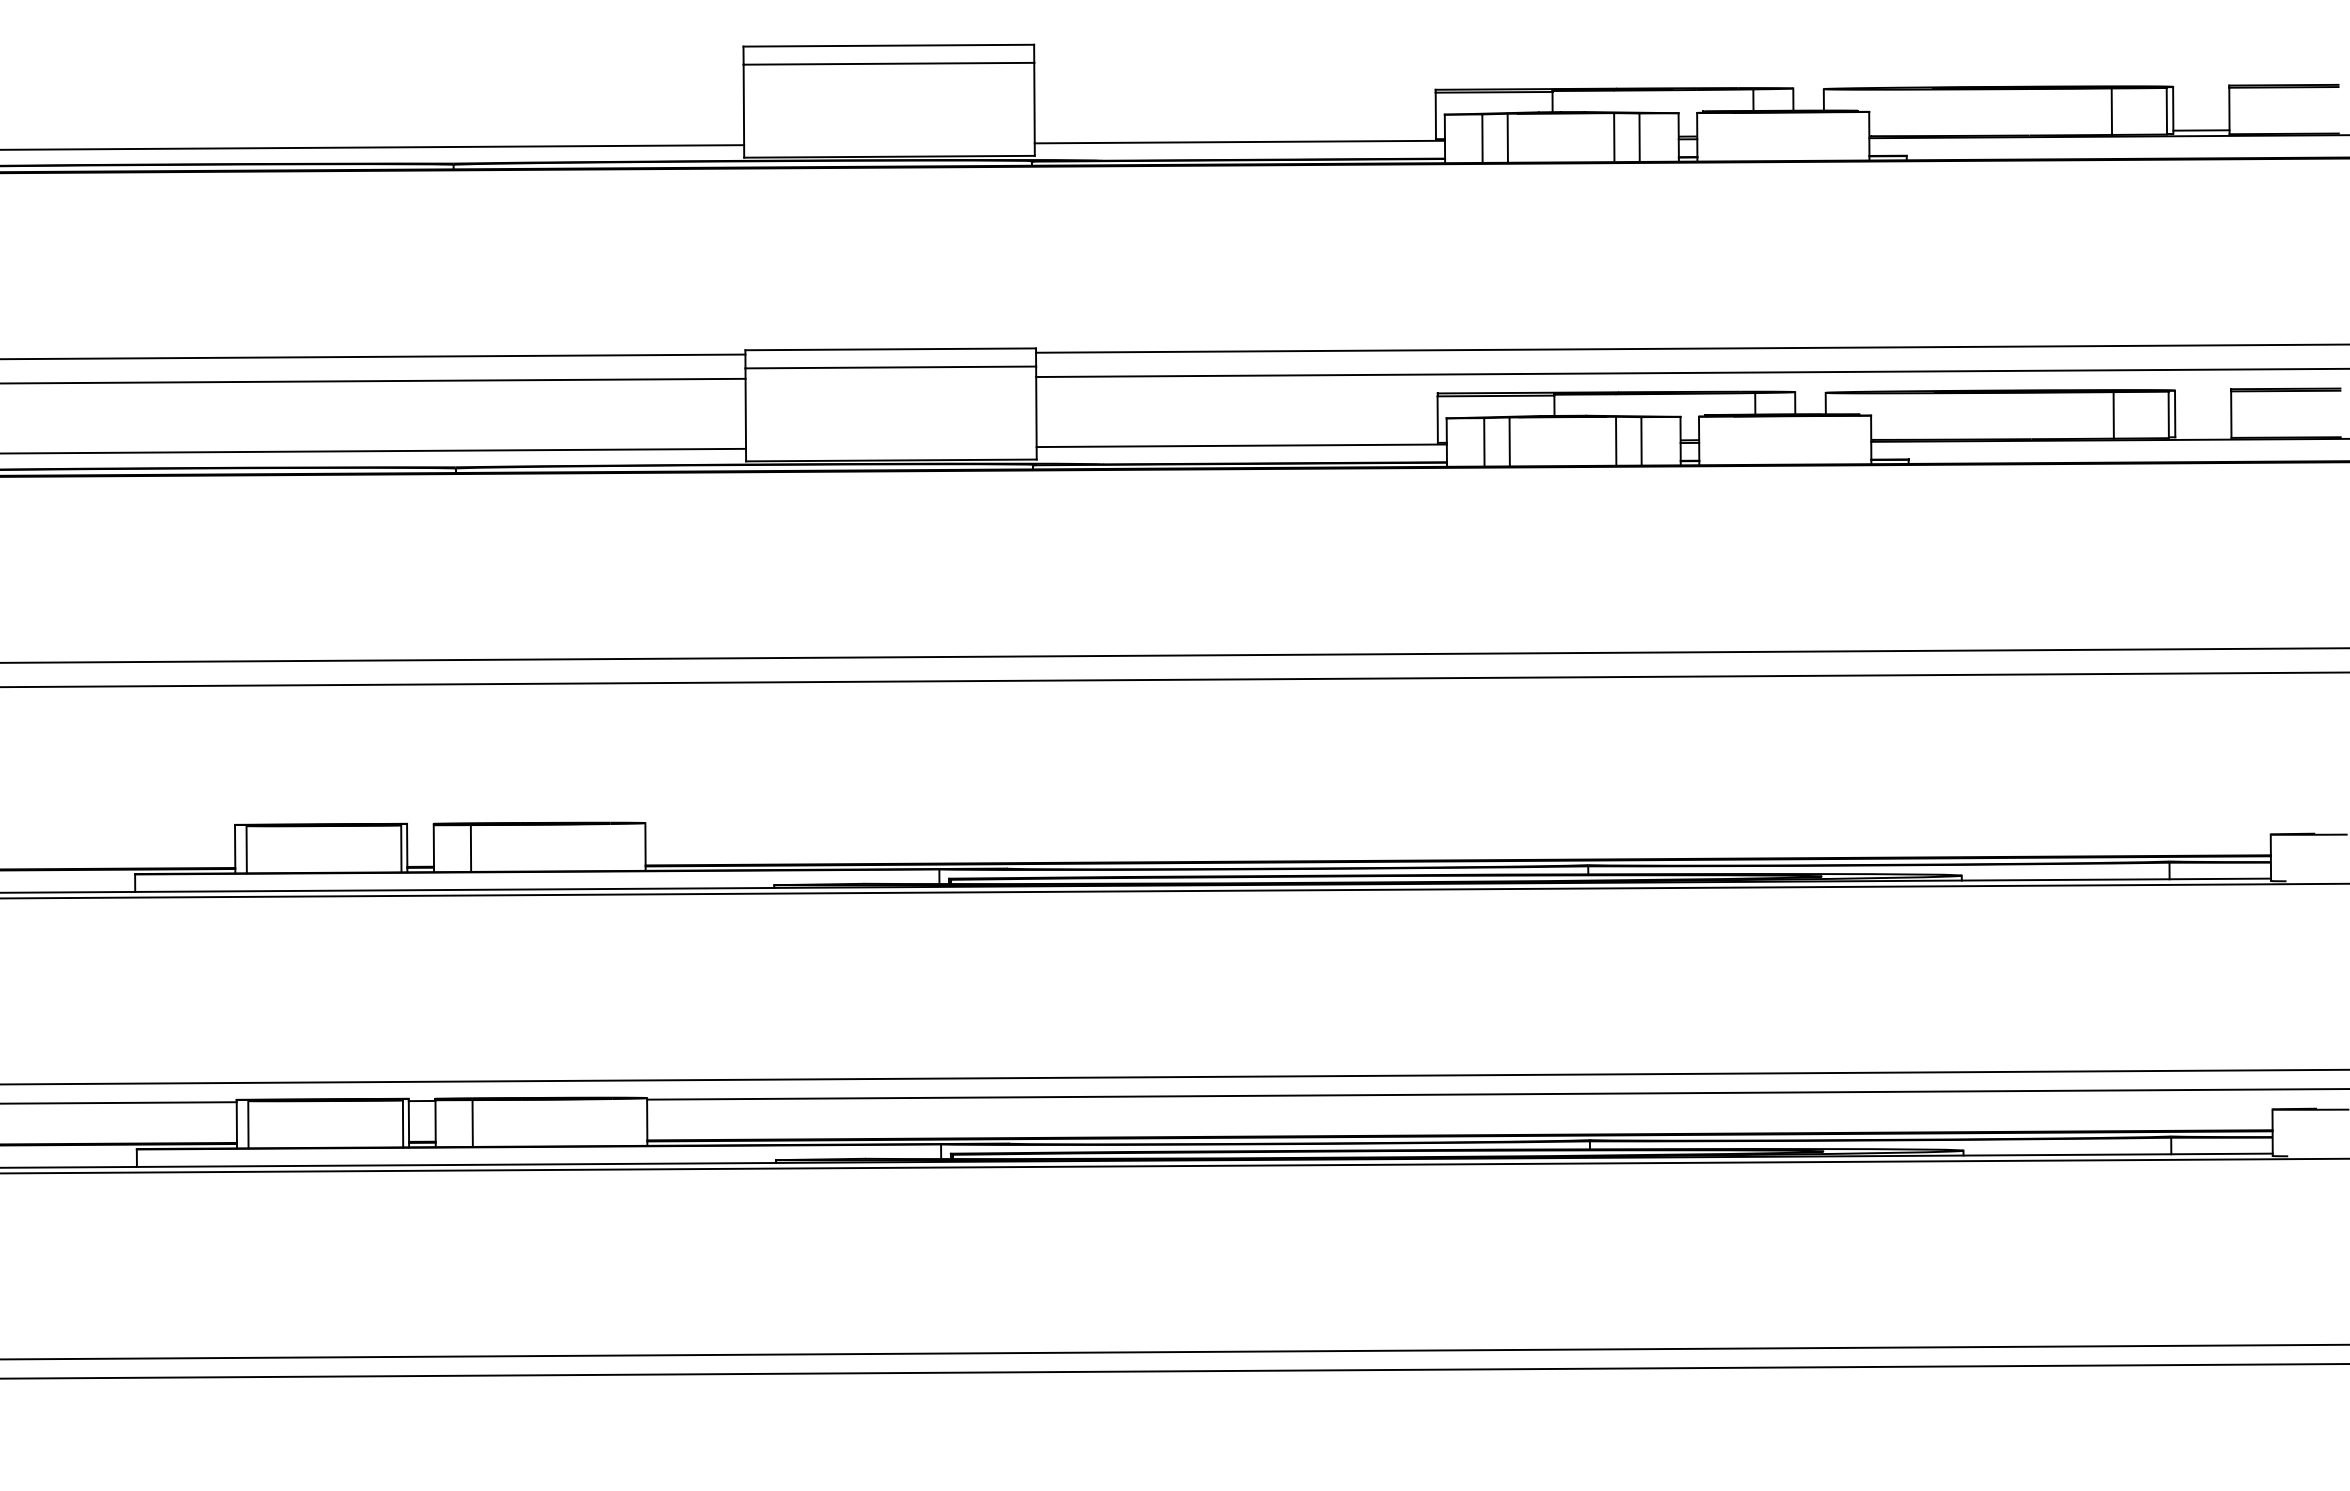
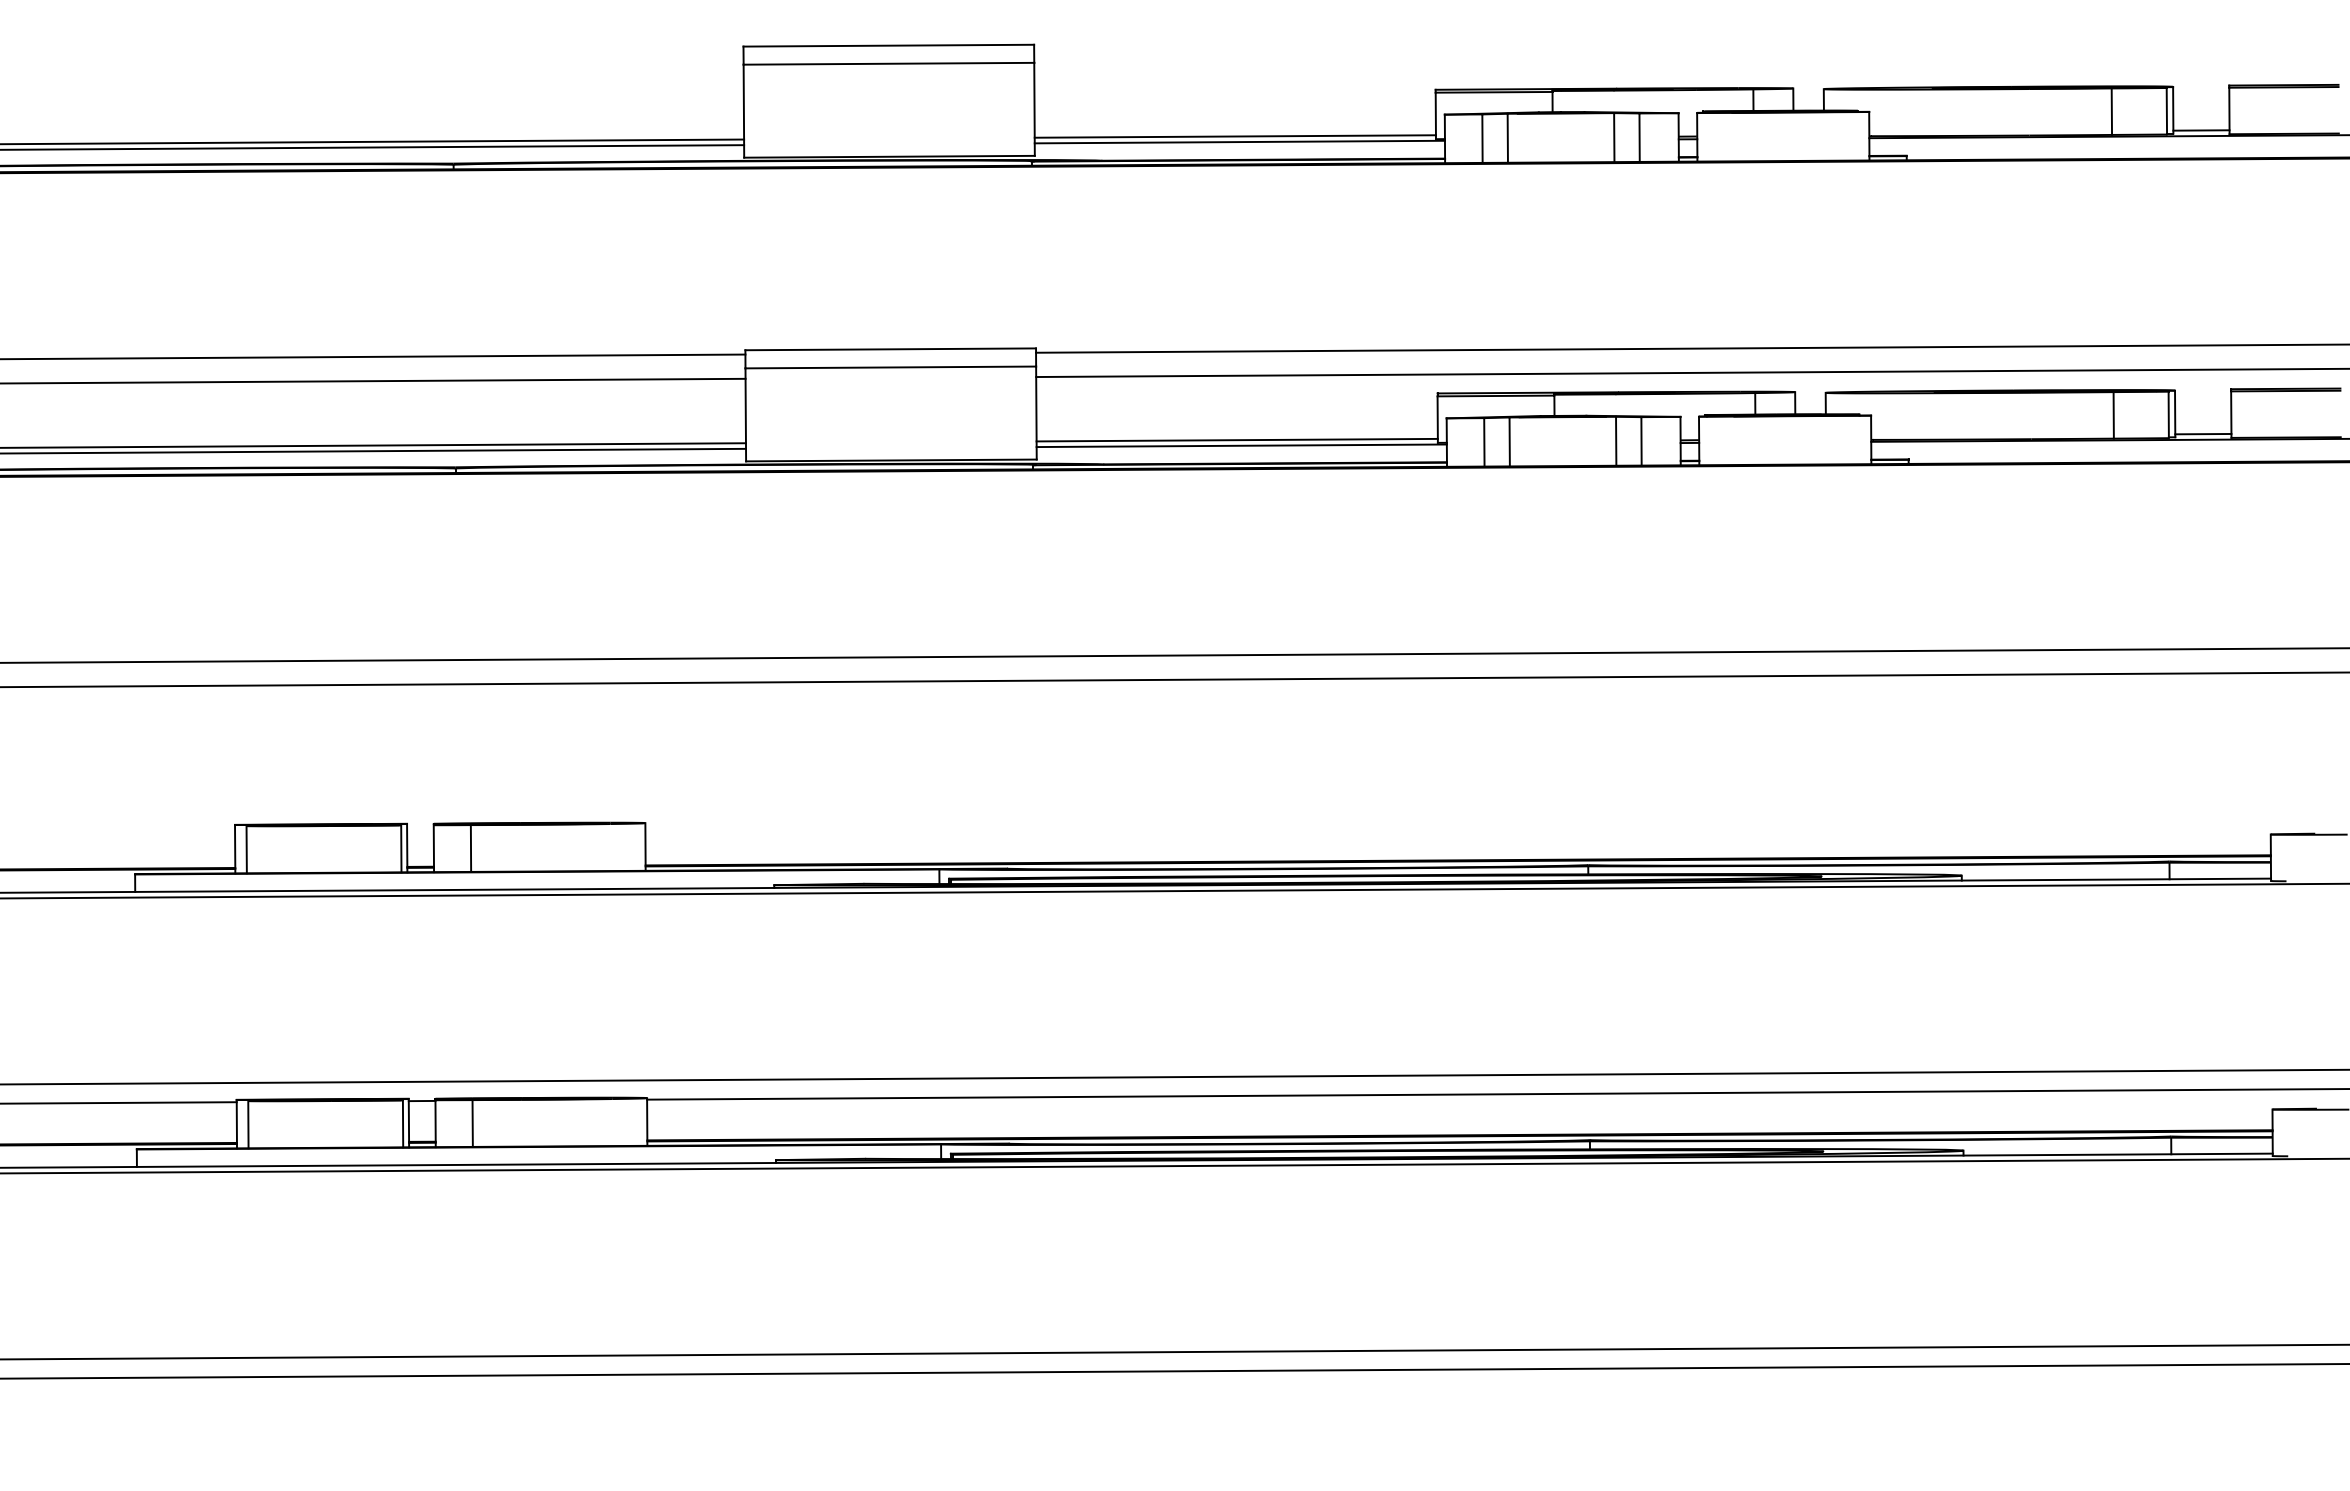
line: none -> present (1234, 136)
line: none -> present (373, 141)
line: none -> present (2203, 433)
line: none -> present (1236, 439)
line: none -> present (373, 445)
